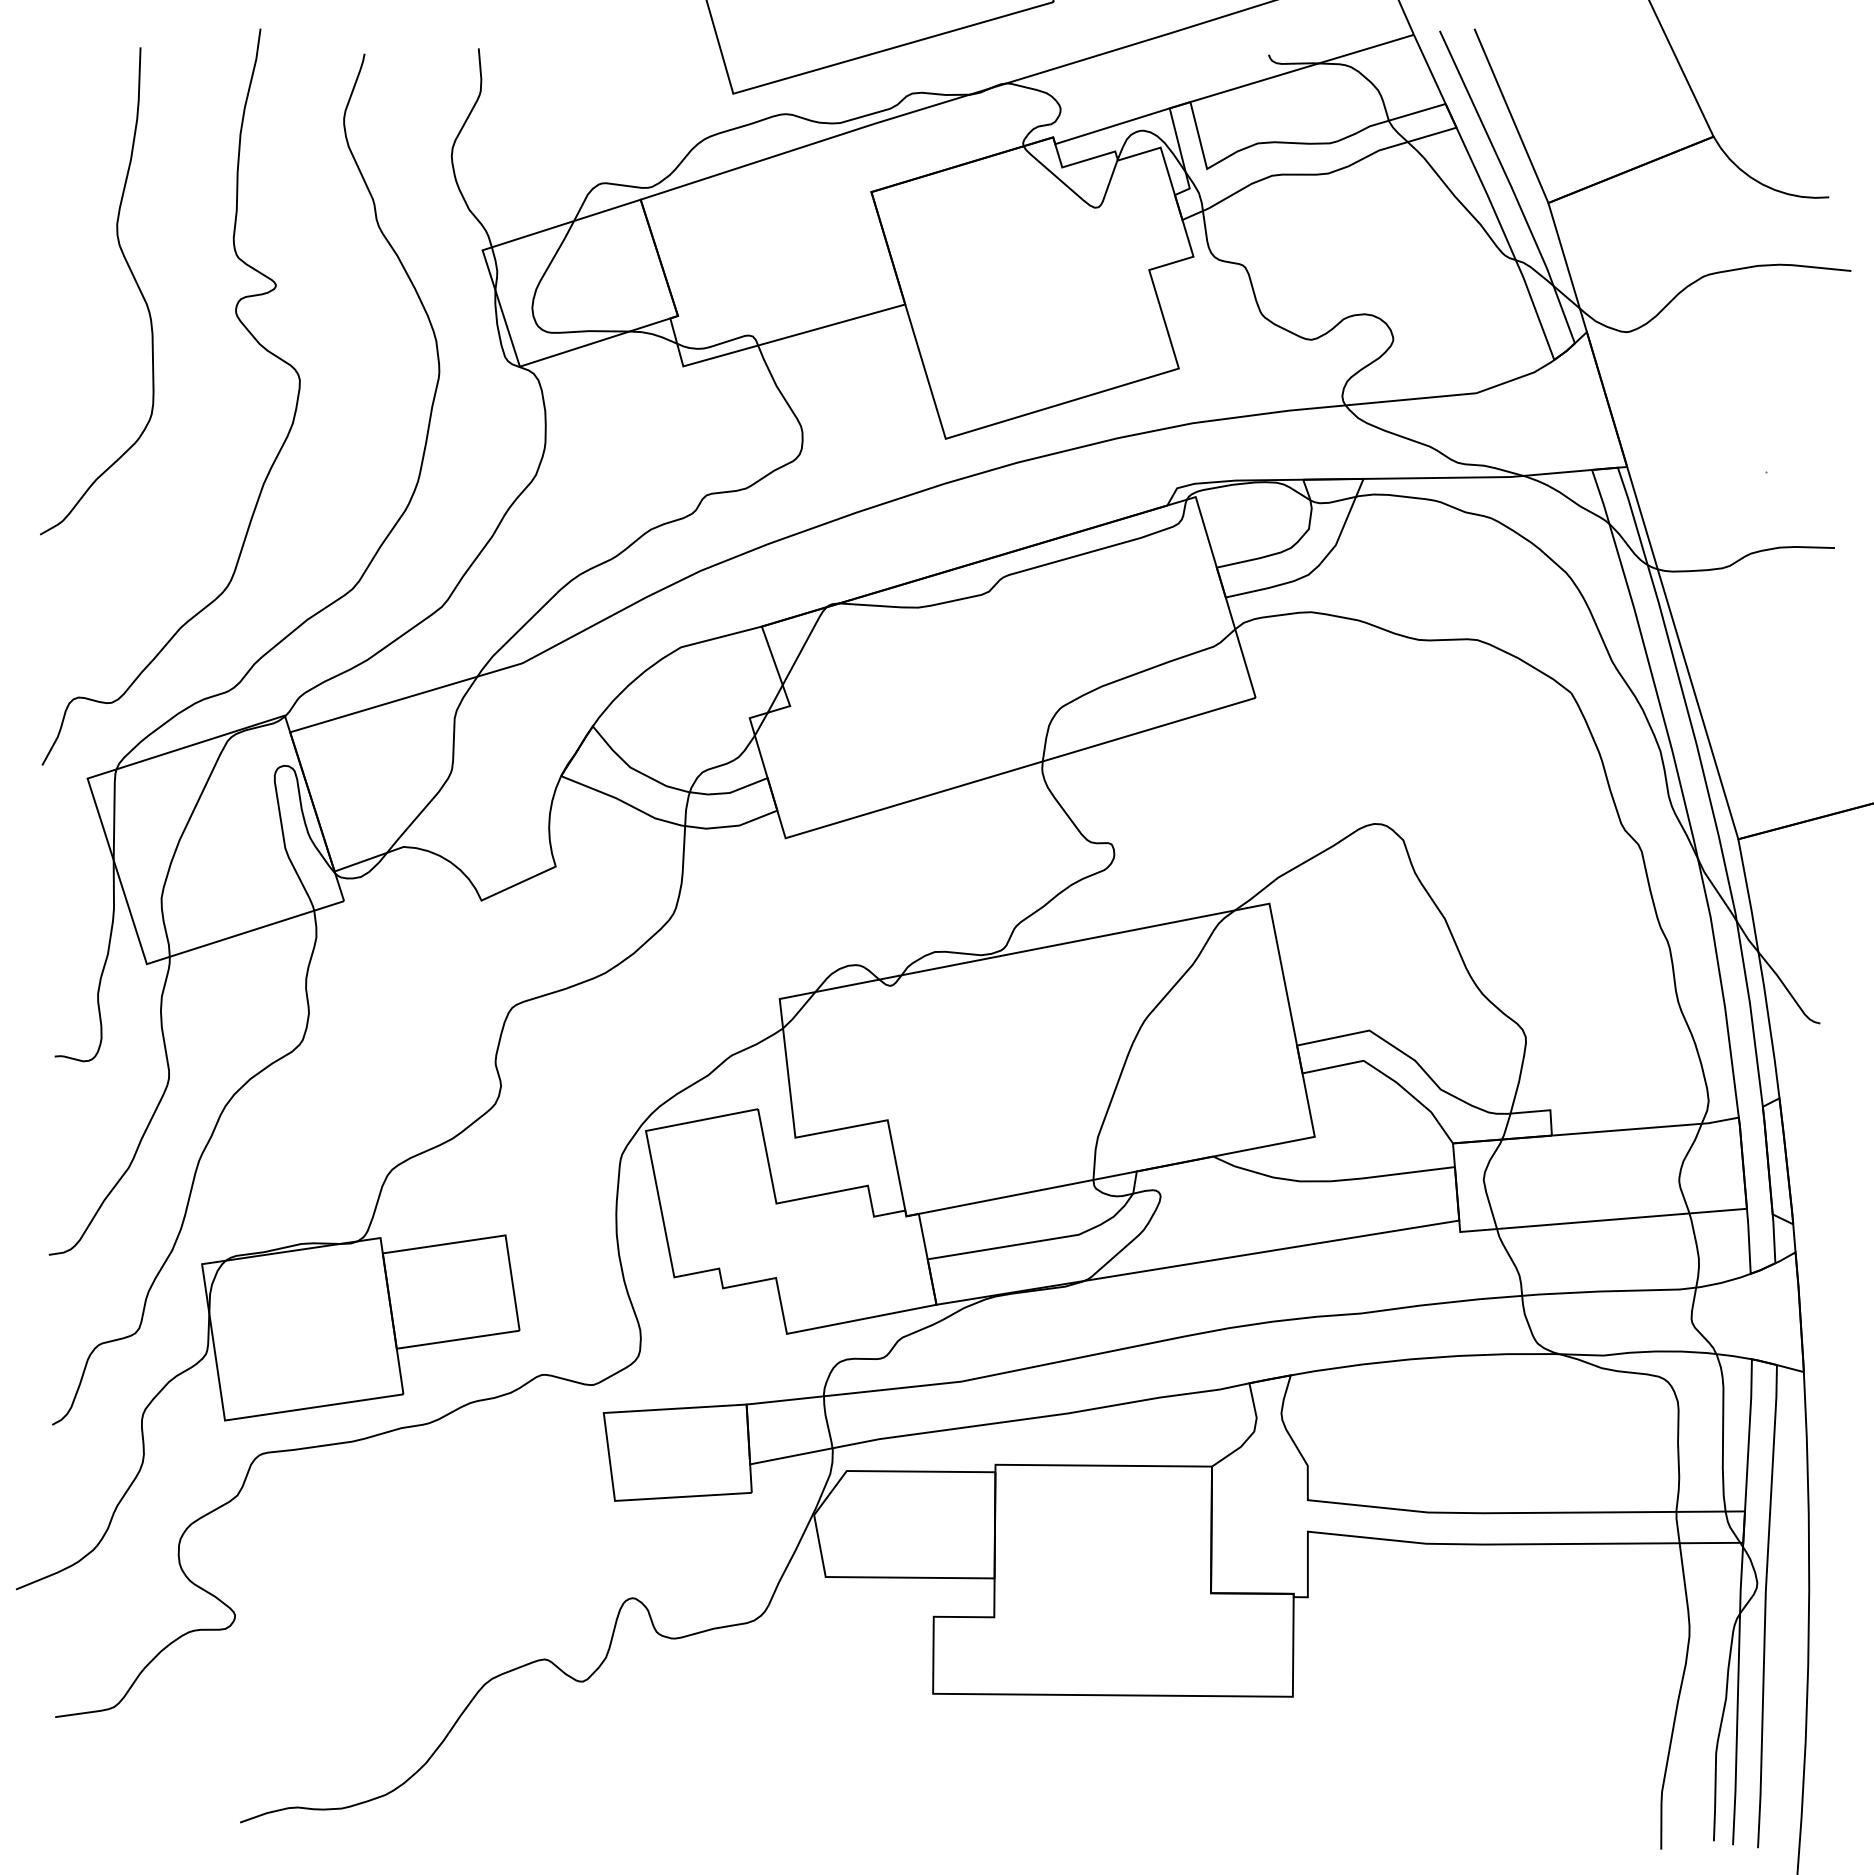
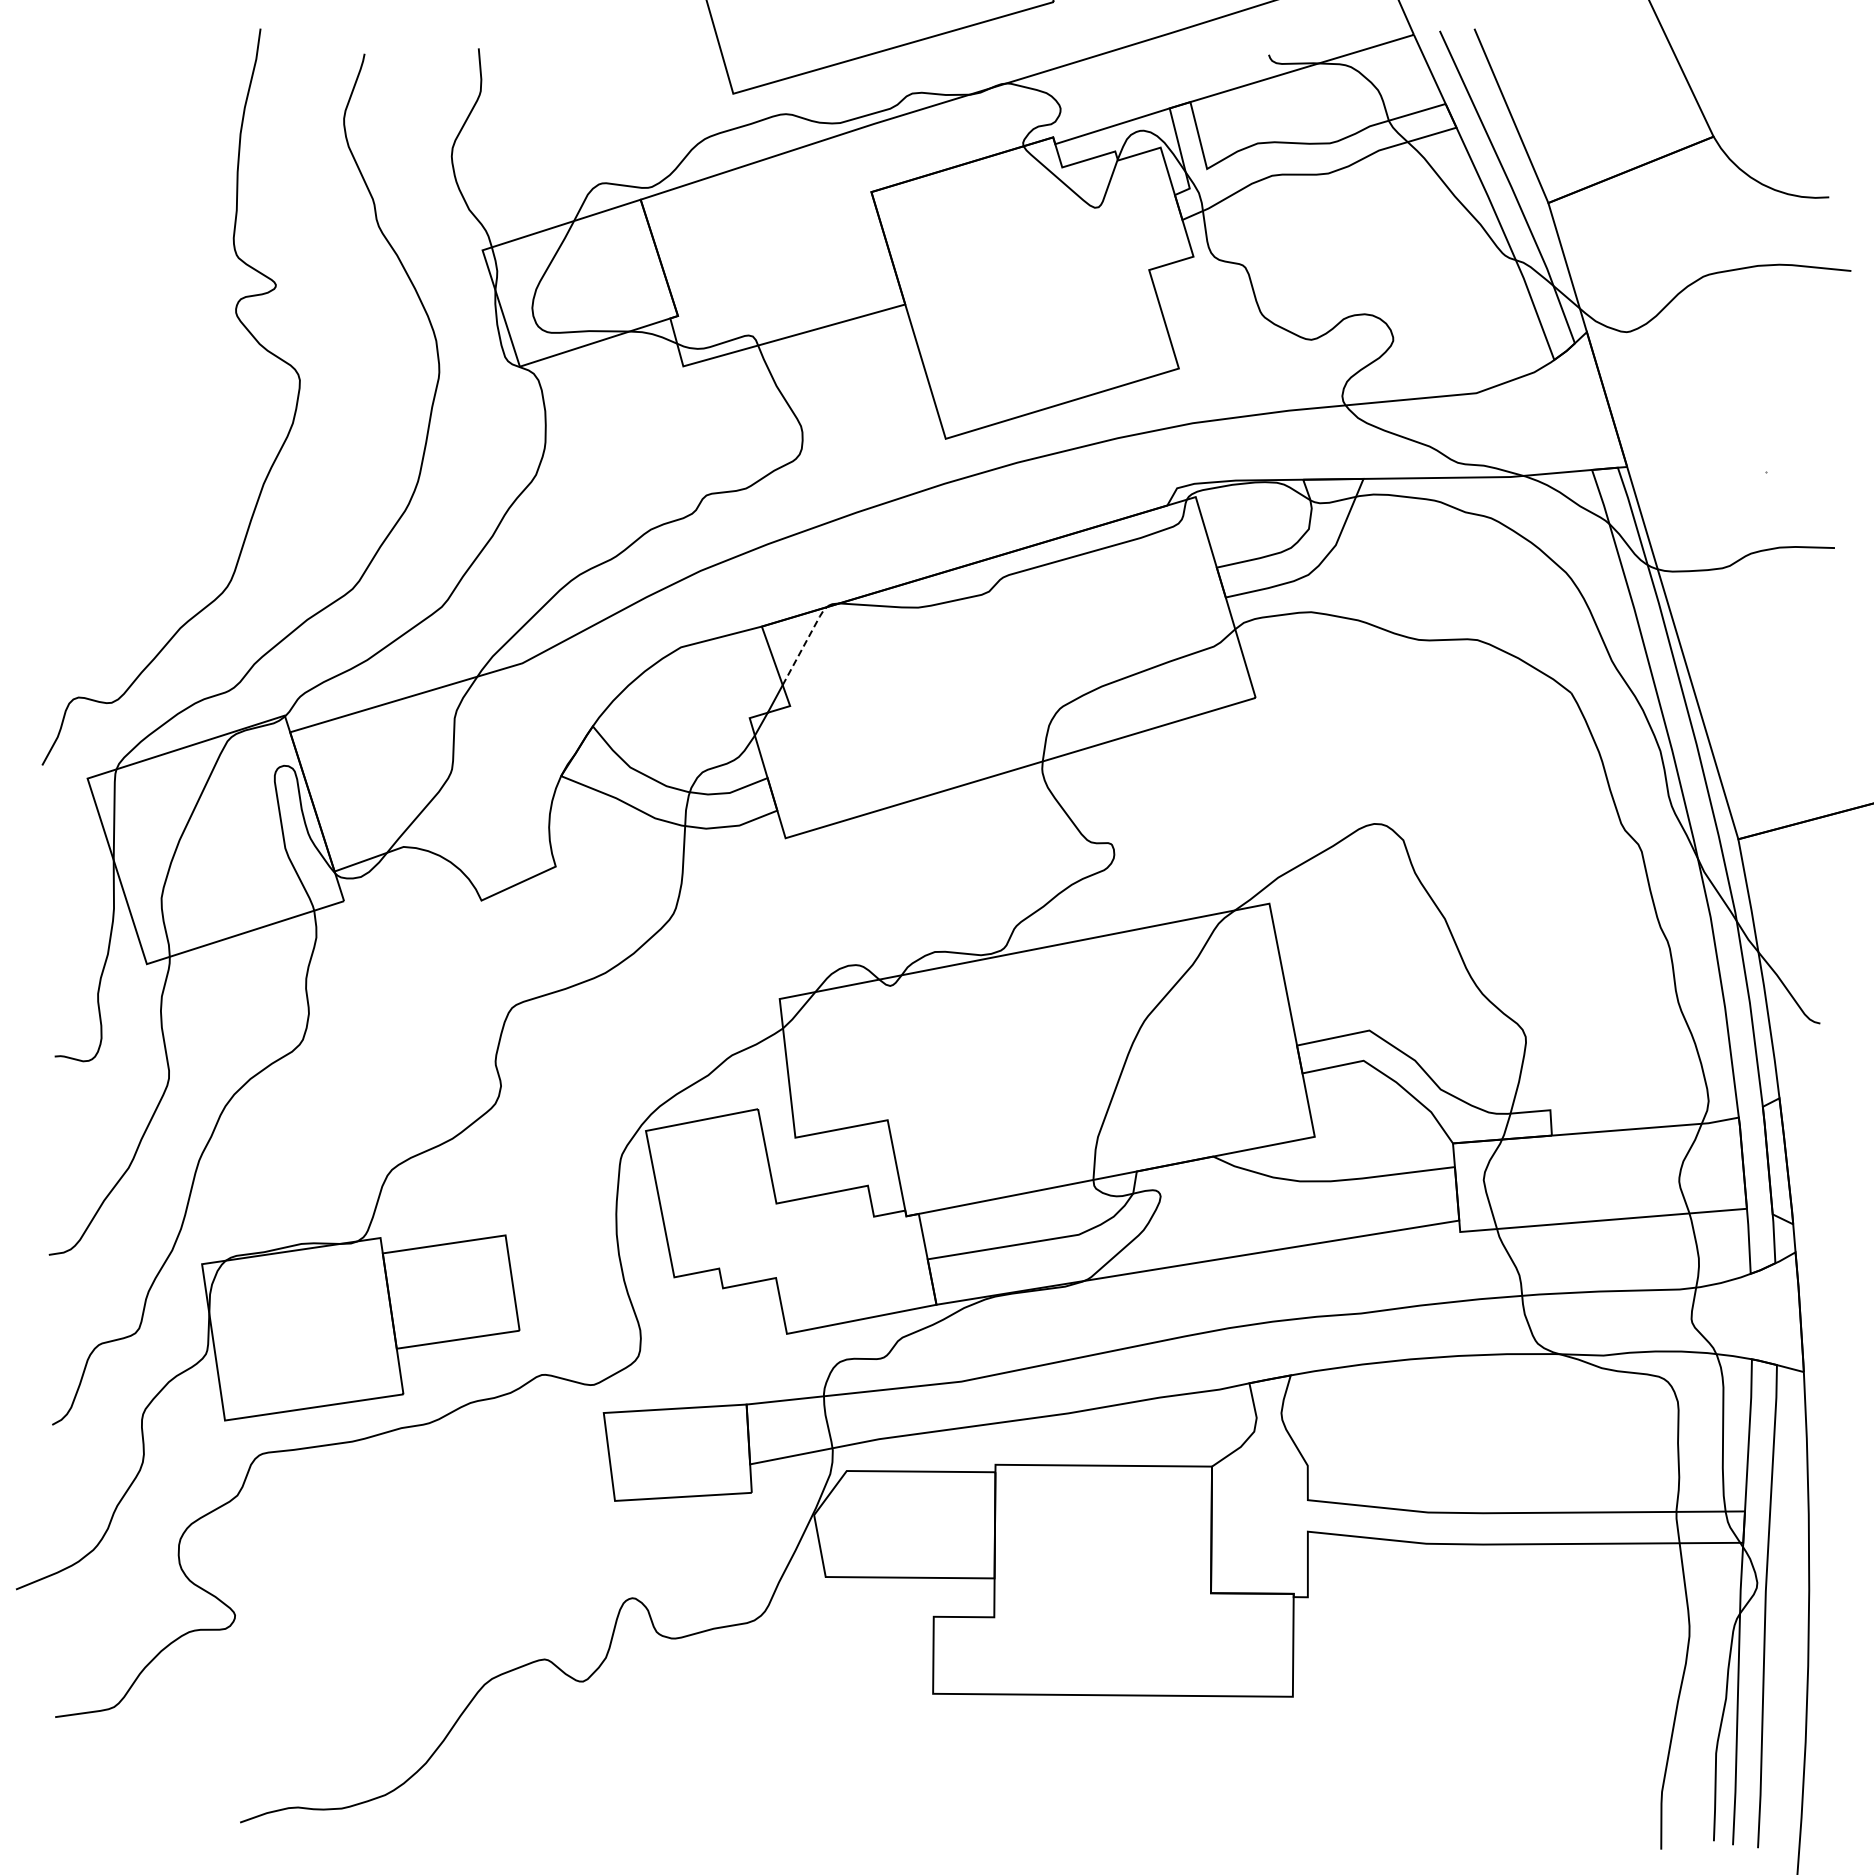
curve: present -> none (131, 274)
line: solid -> dashed (804, 643)
